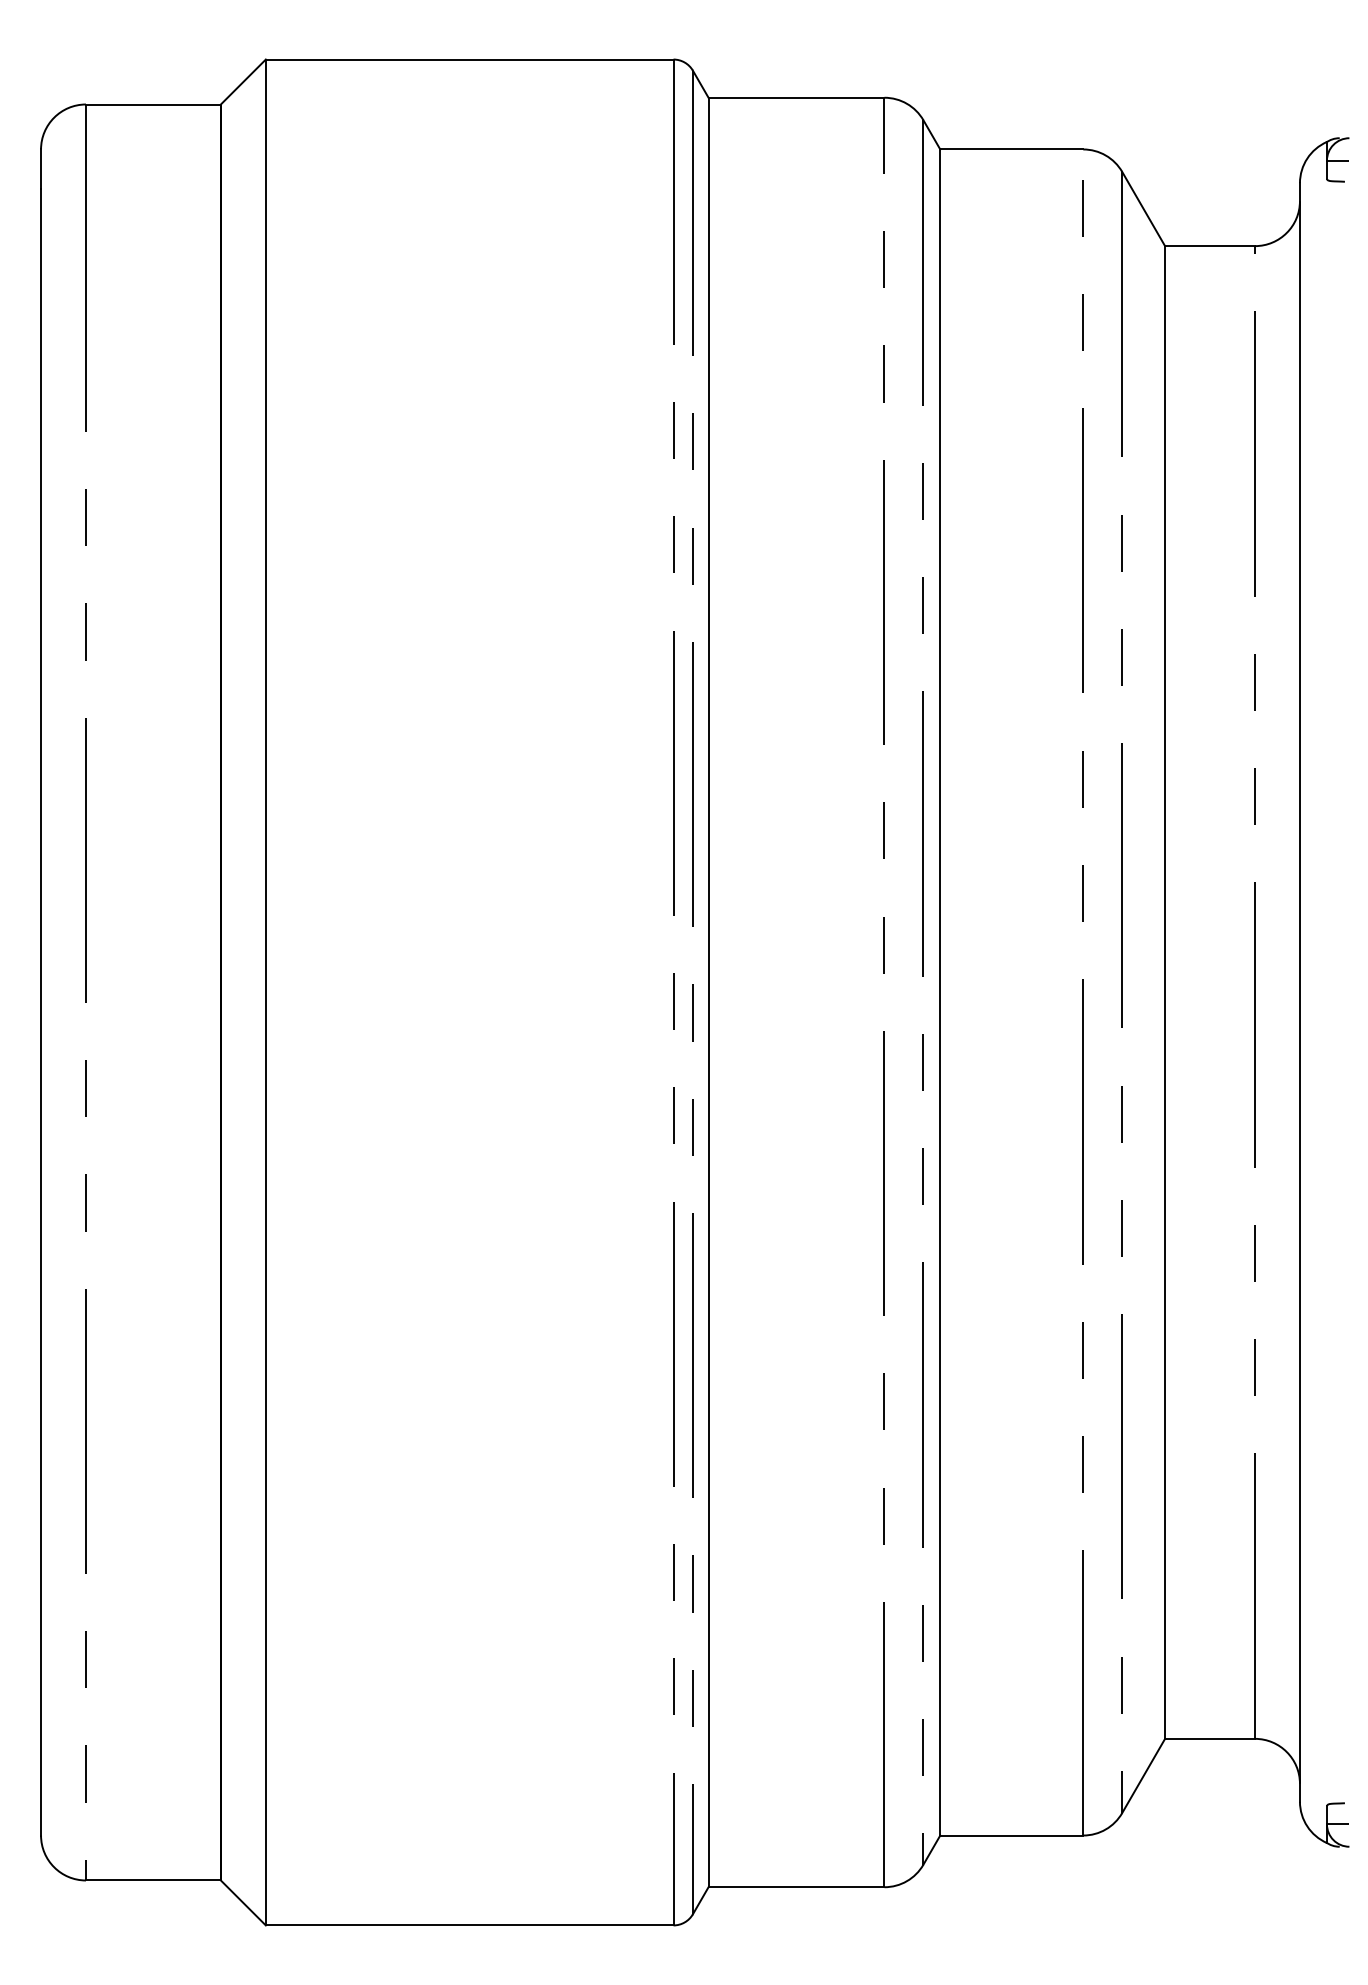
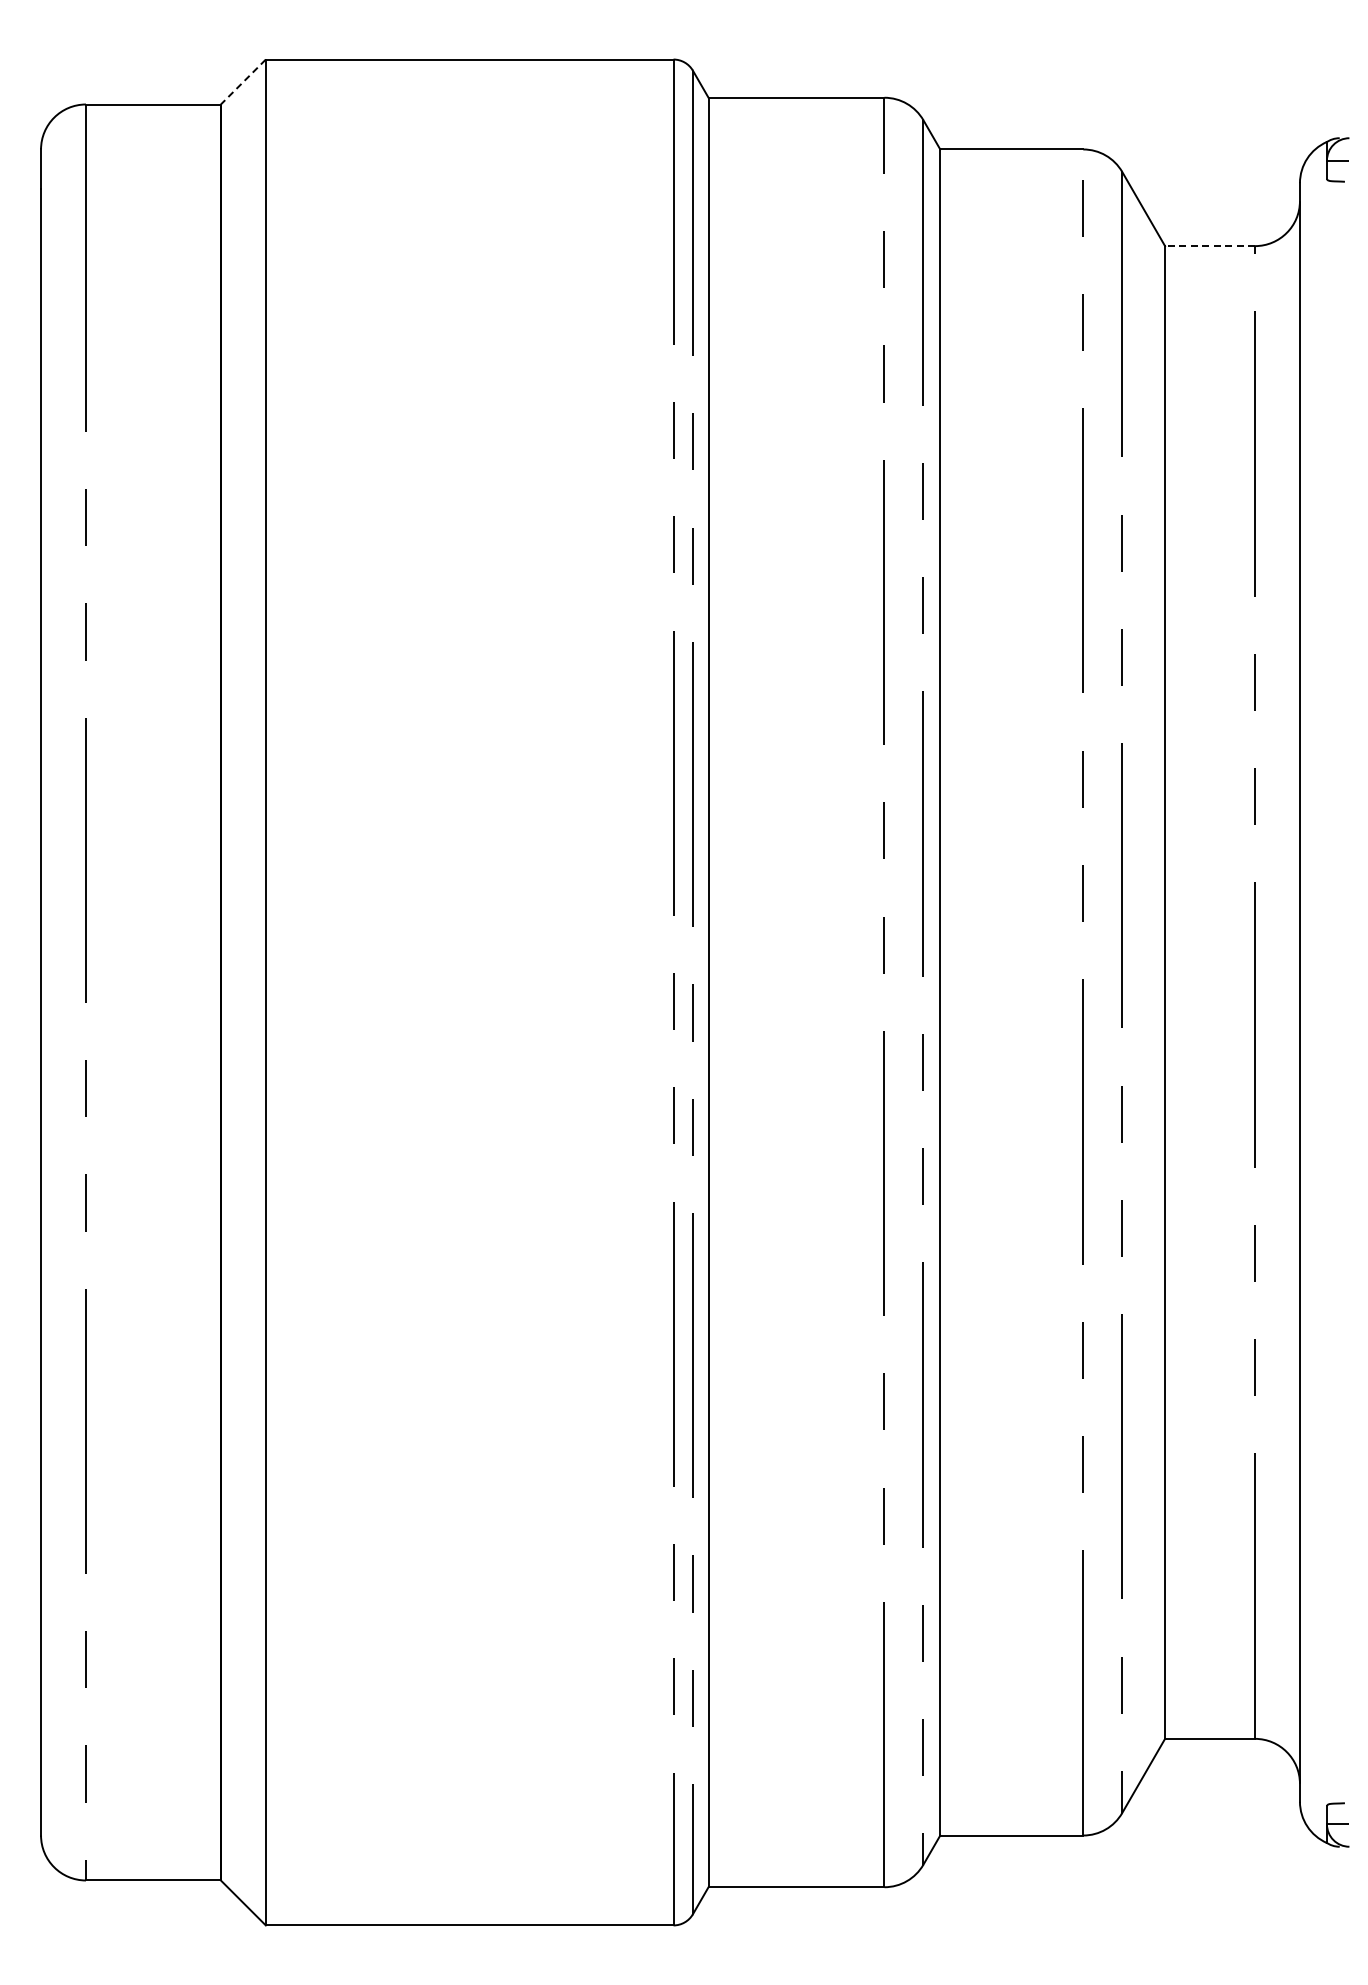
line: solid -> dashed (243, 82)
line: solid -> dashed (1210, 246)
